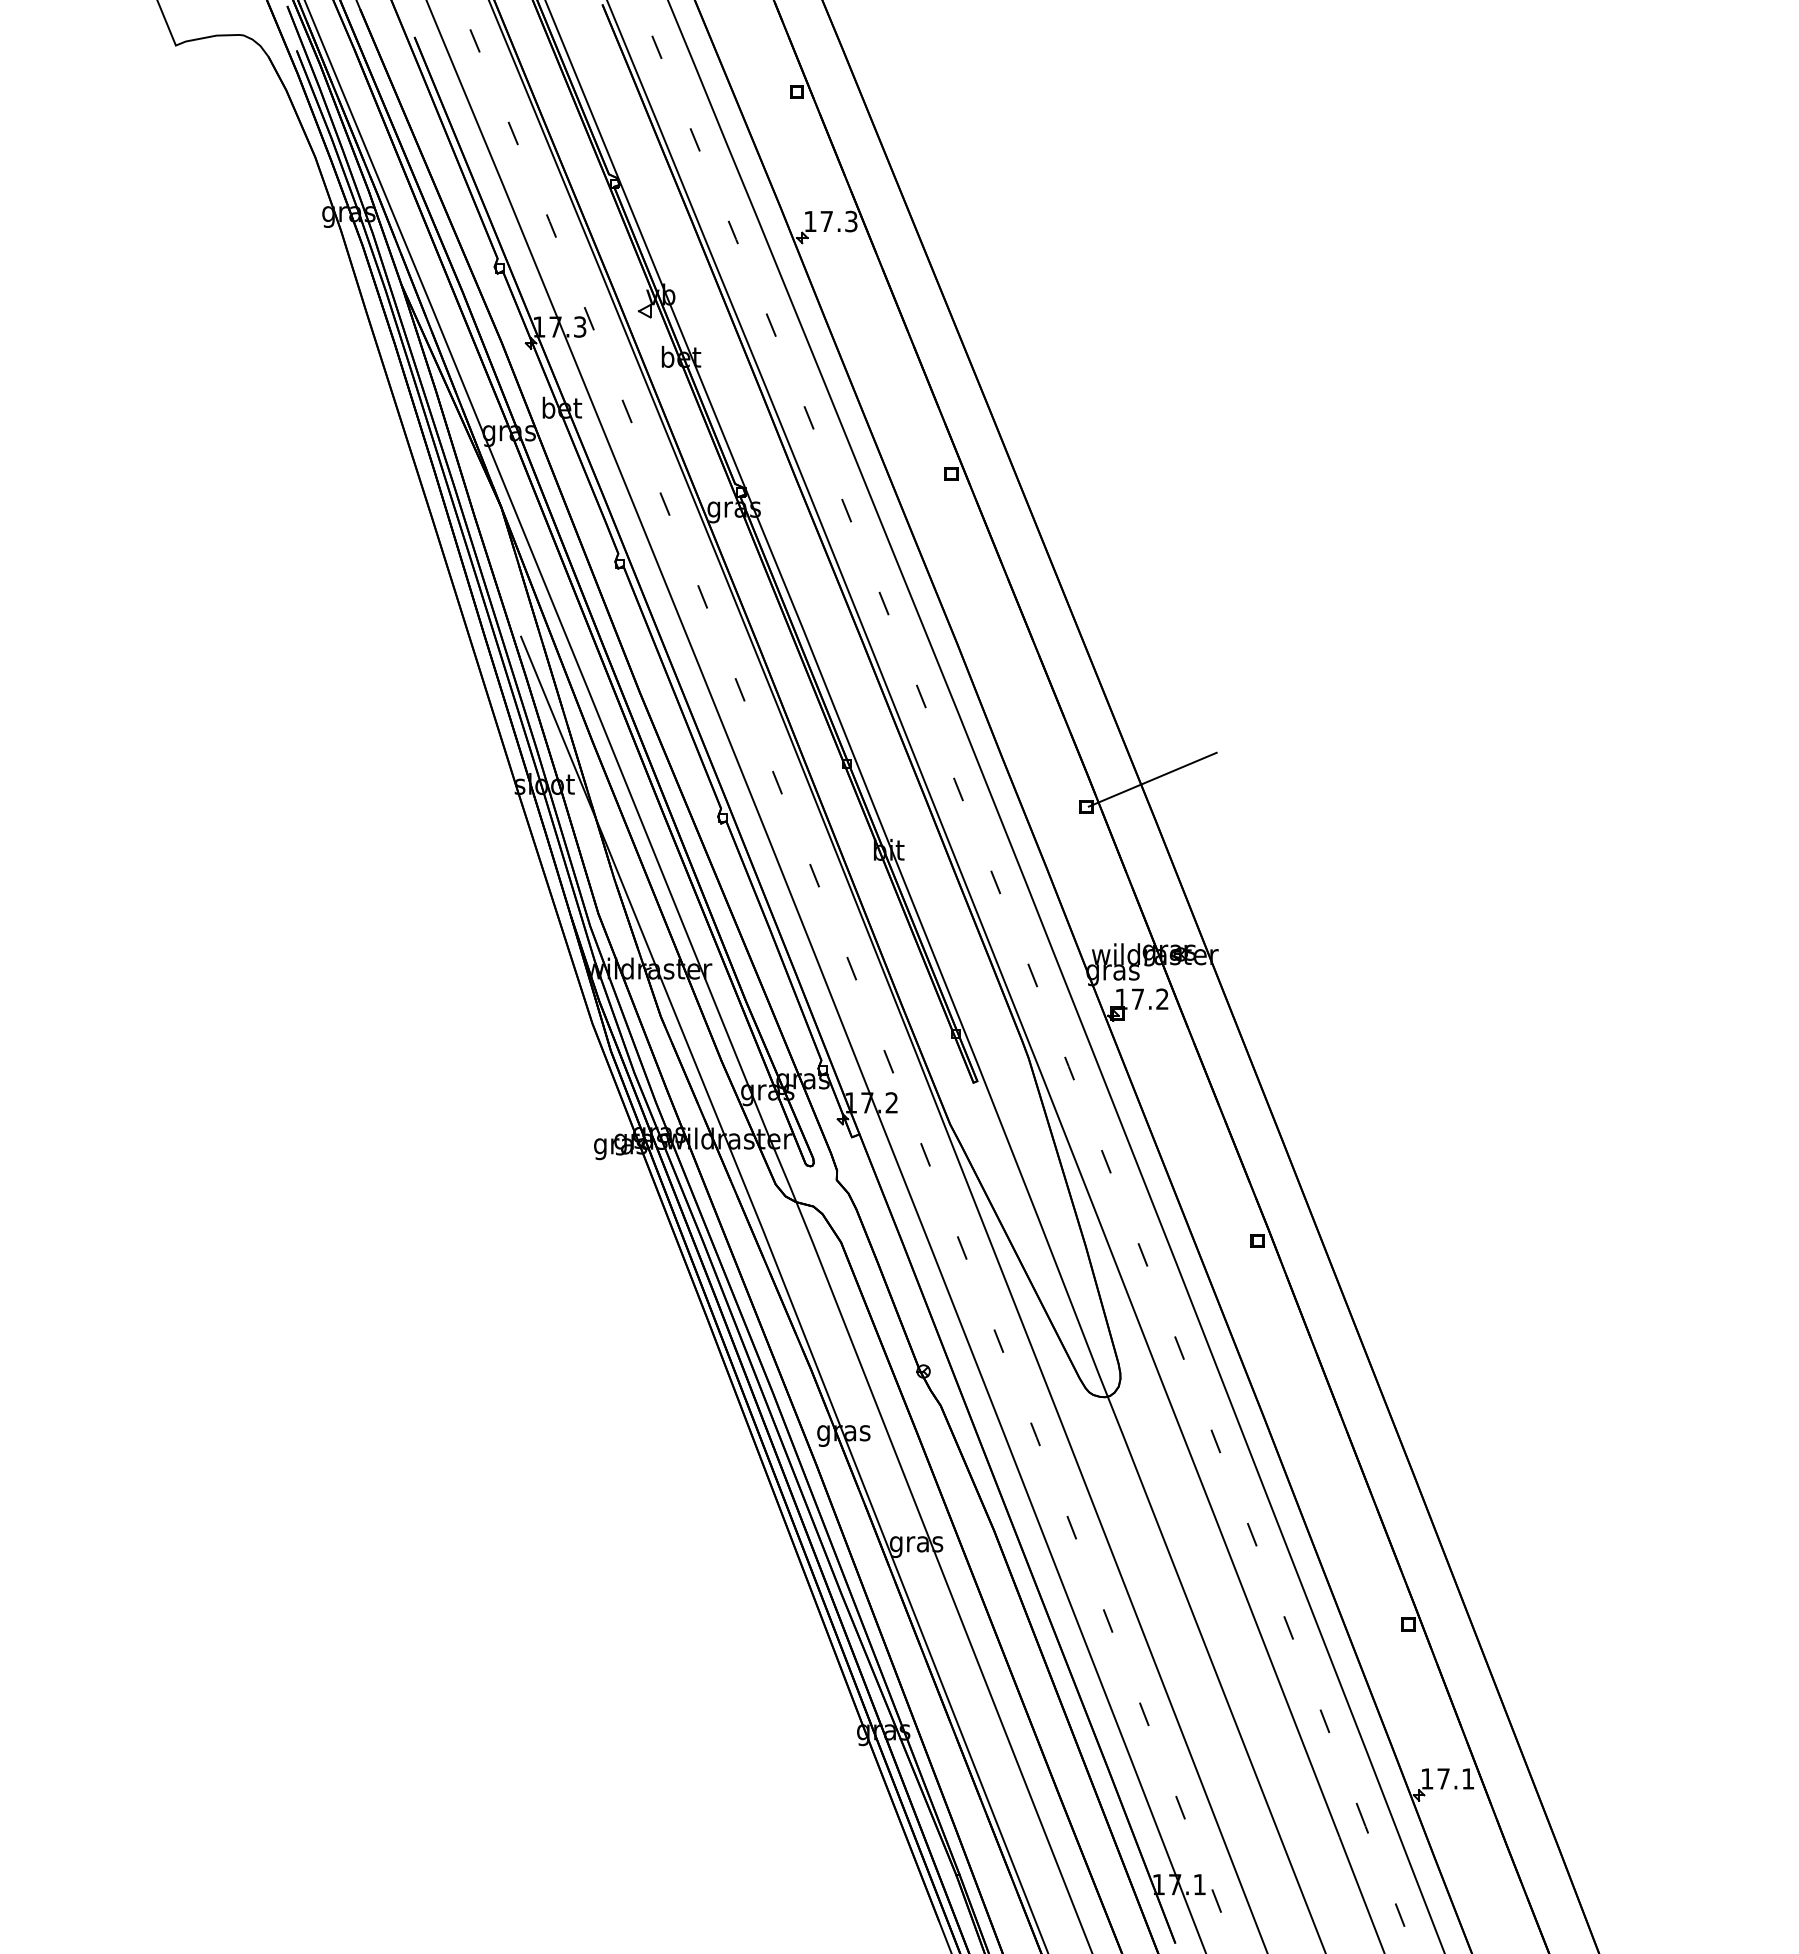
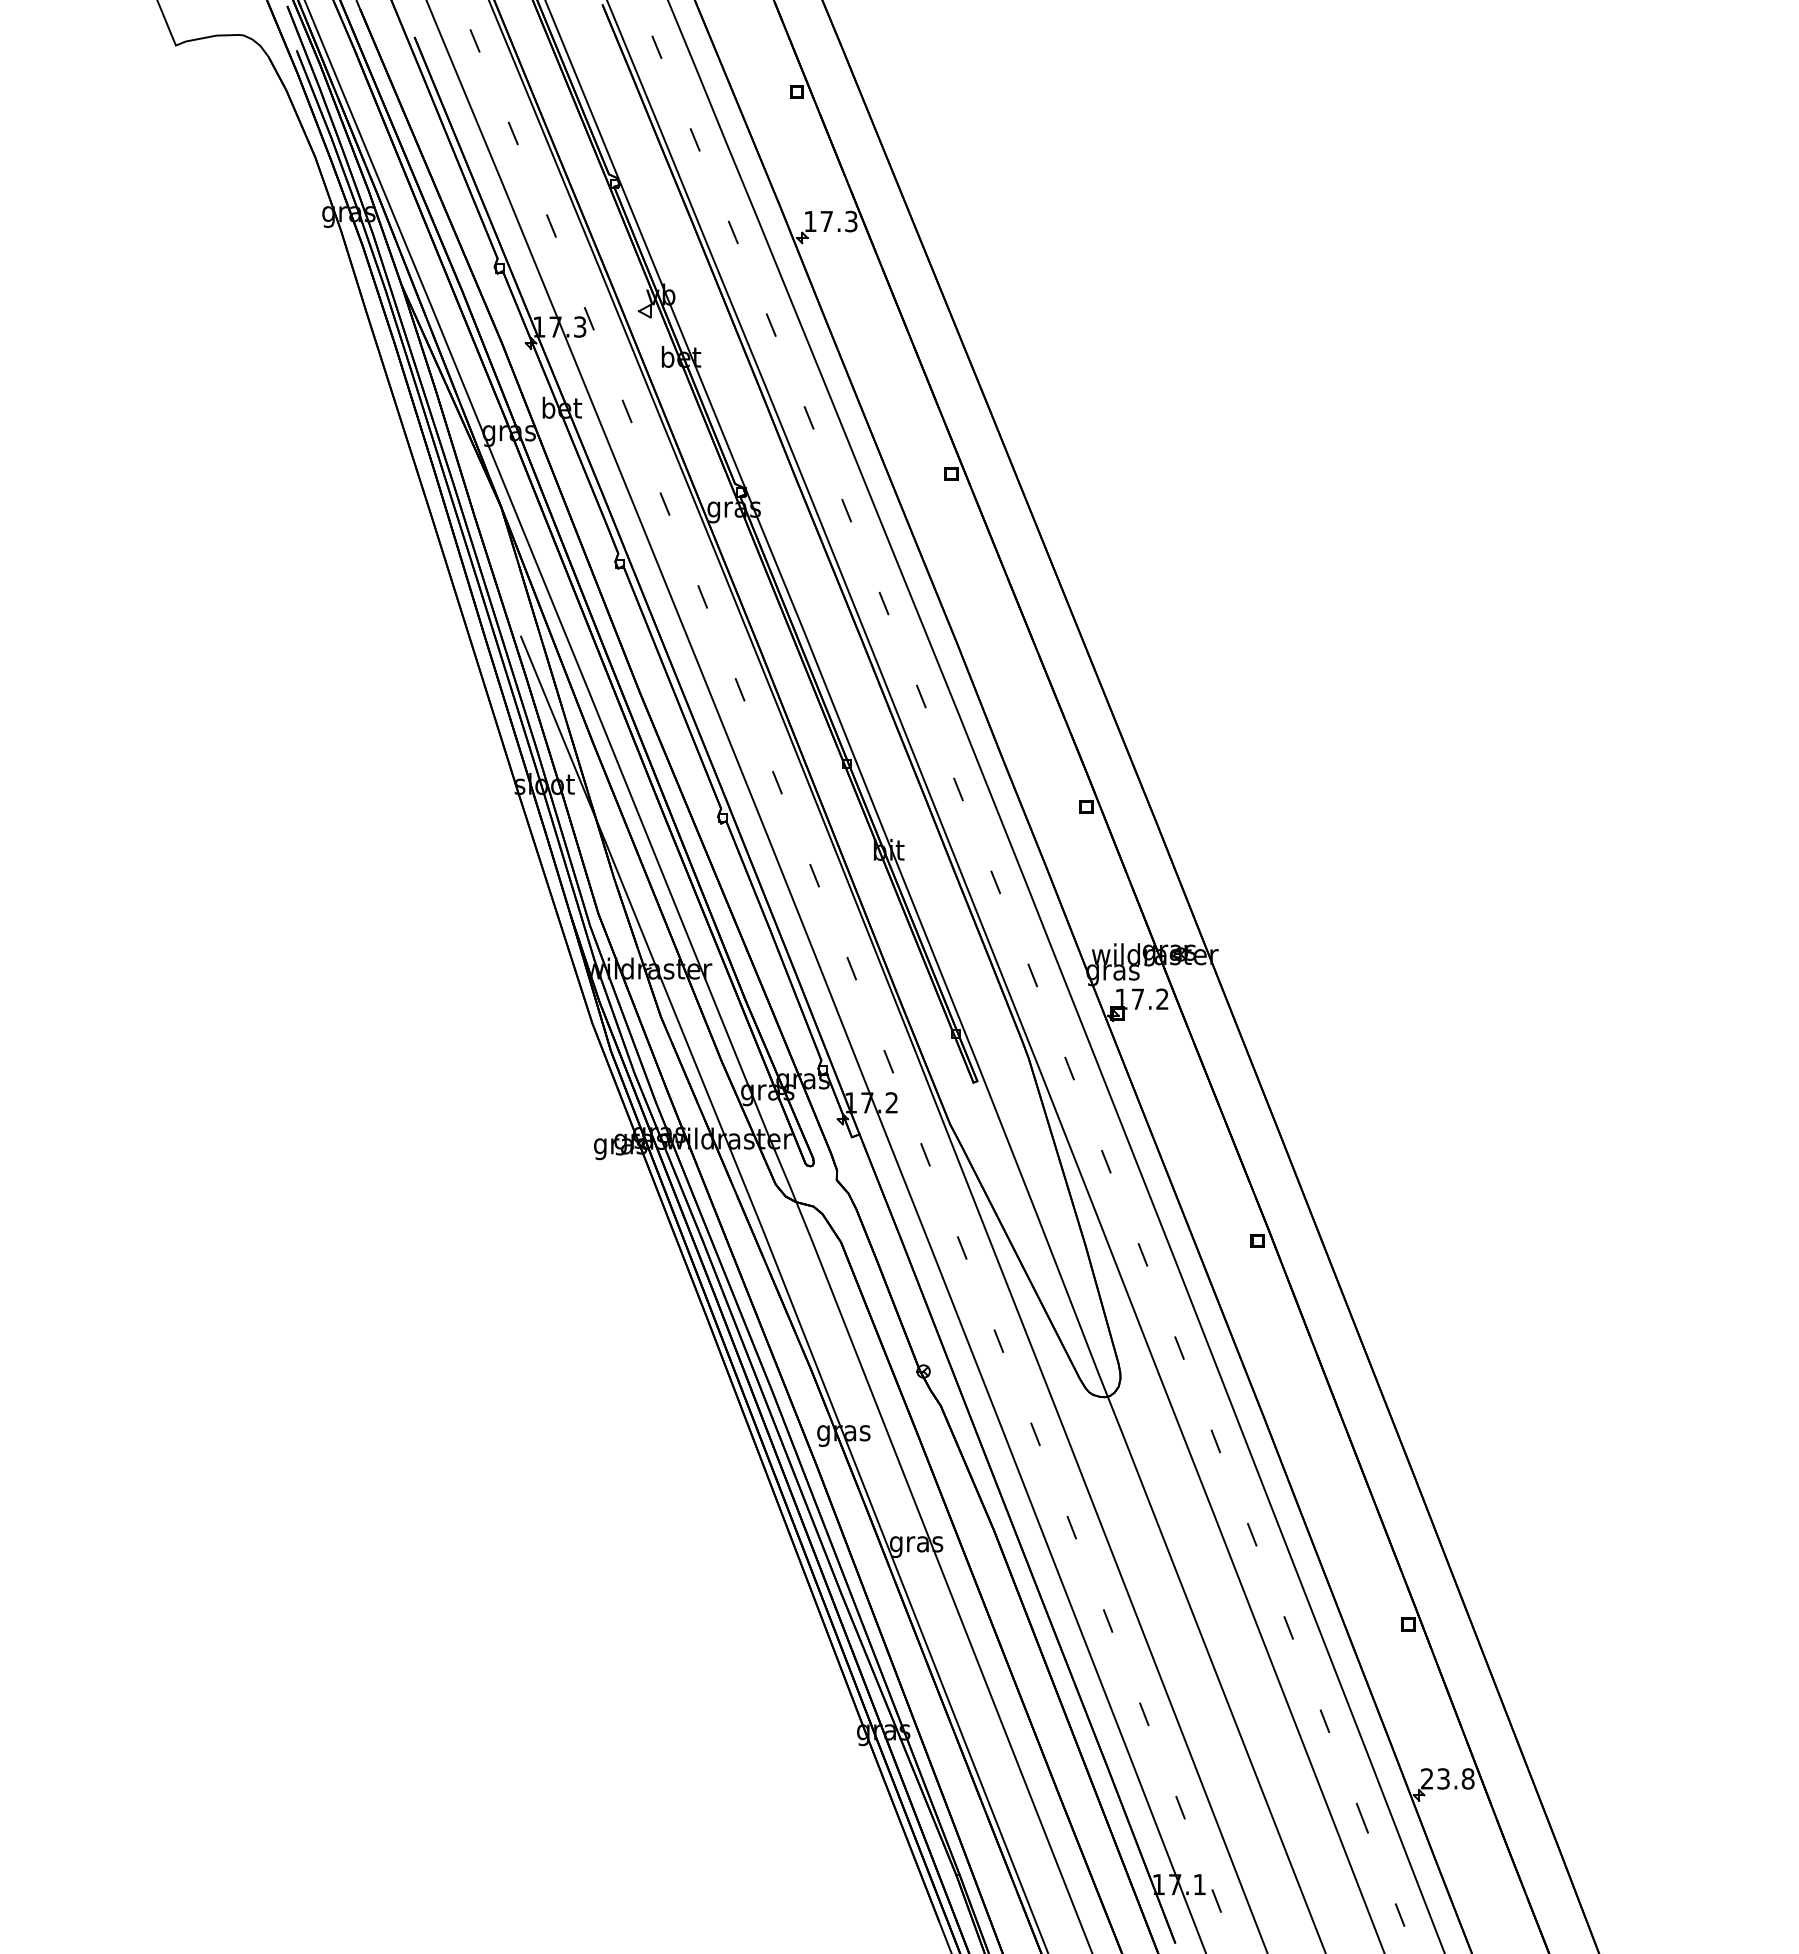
line: present -> none (1152, 779)
text: 17.1 -> 23.8 (1447, 1778)
